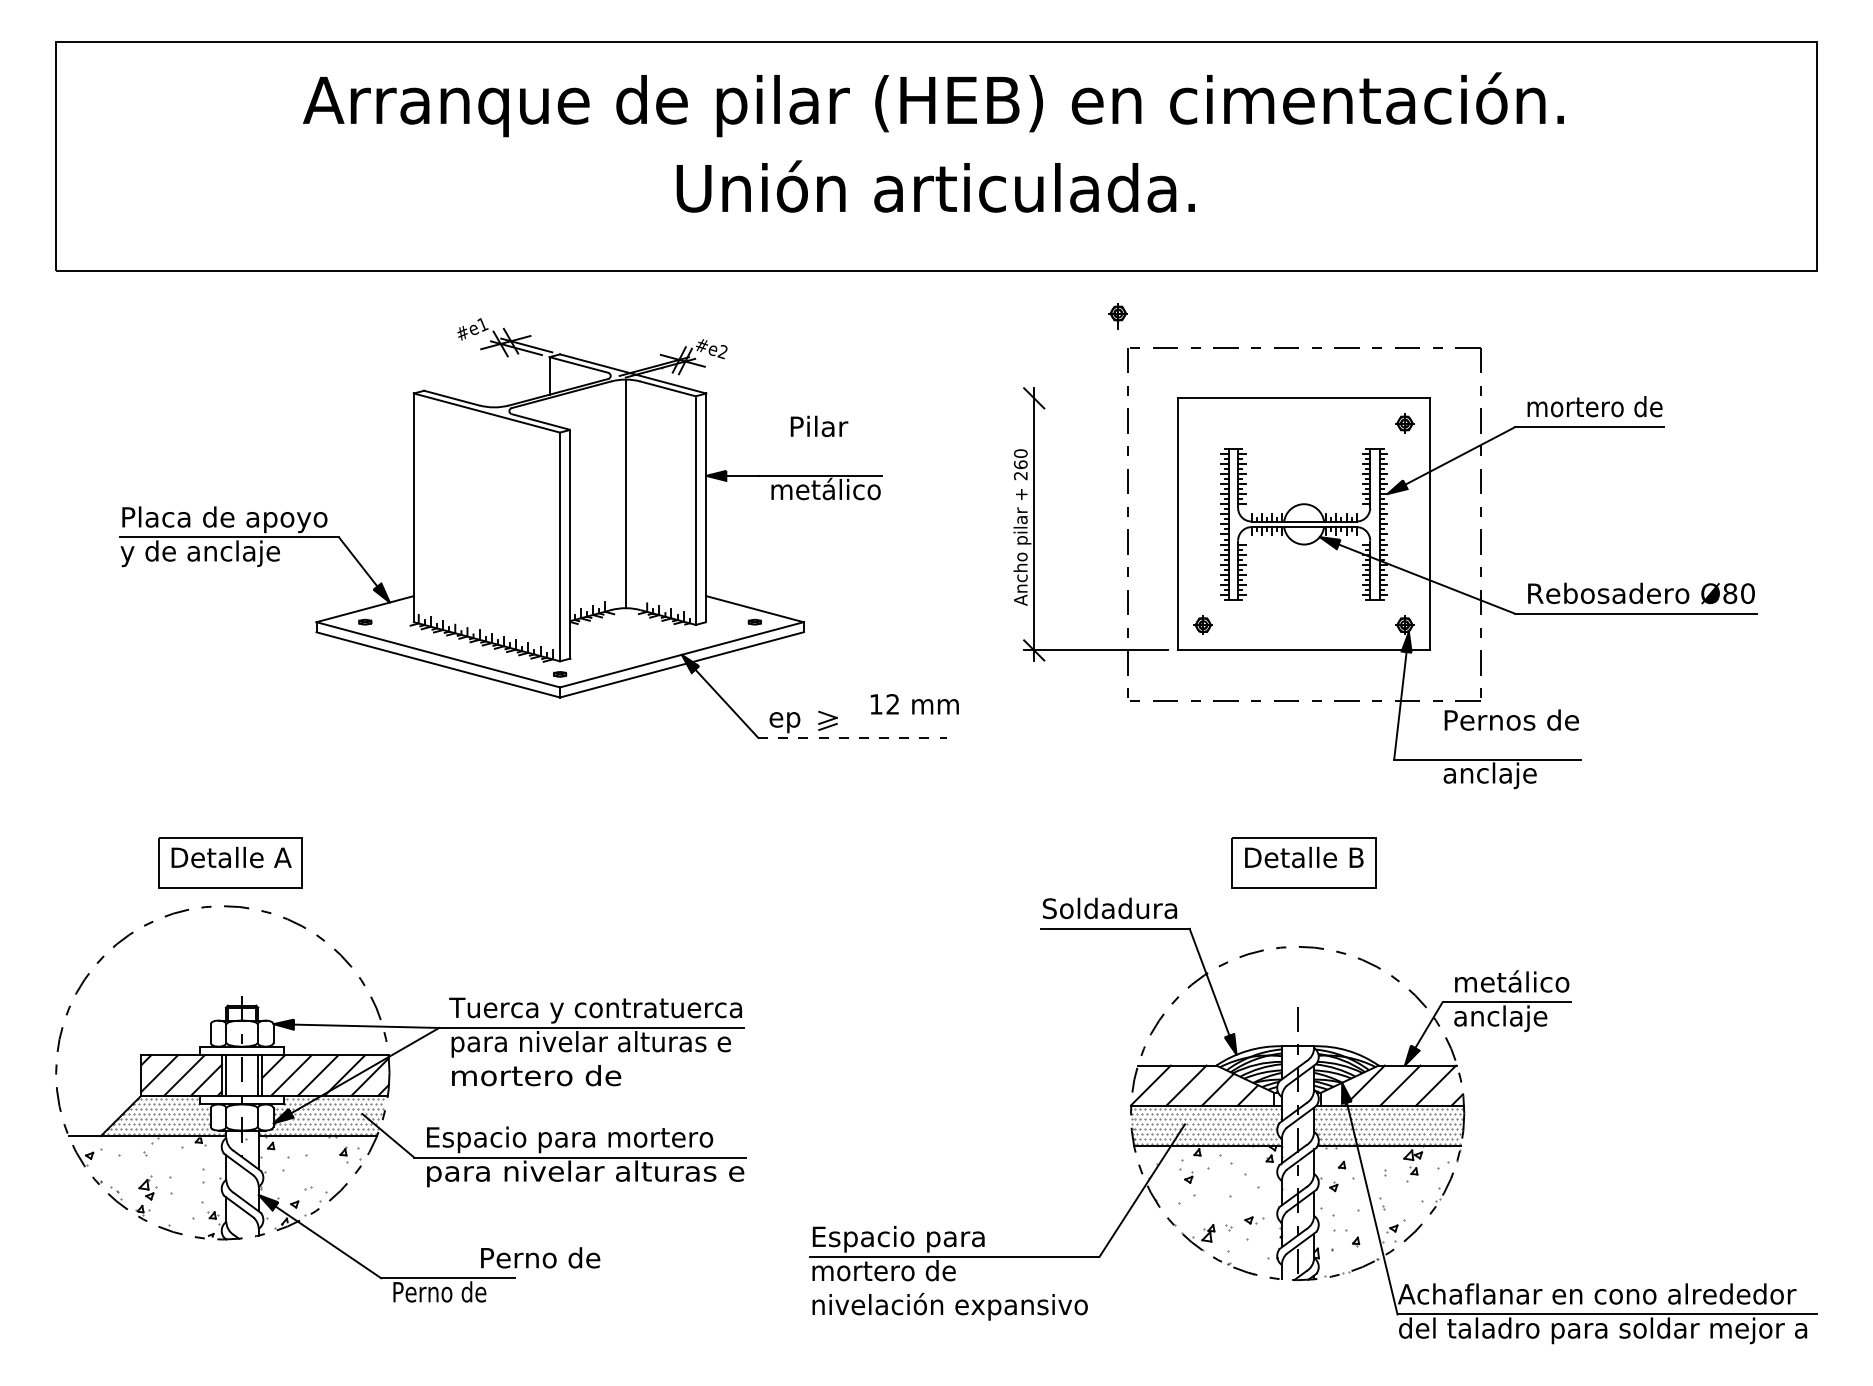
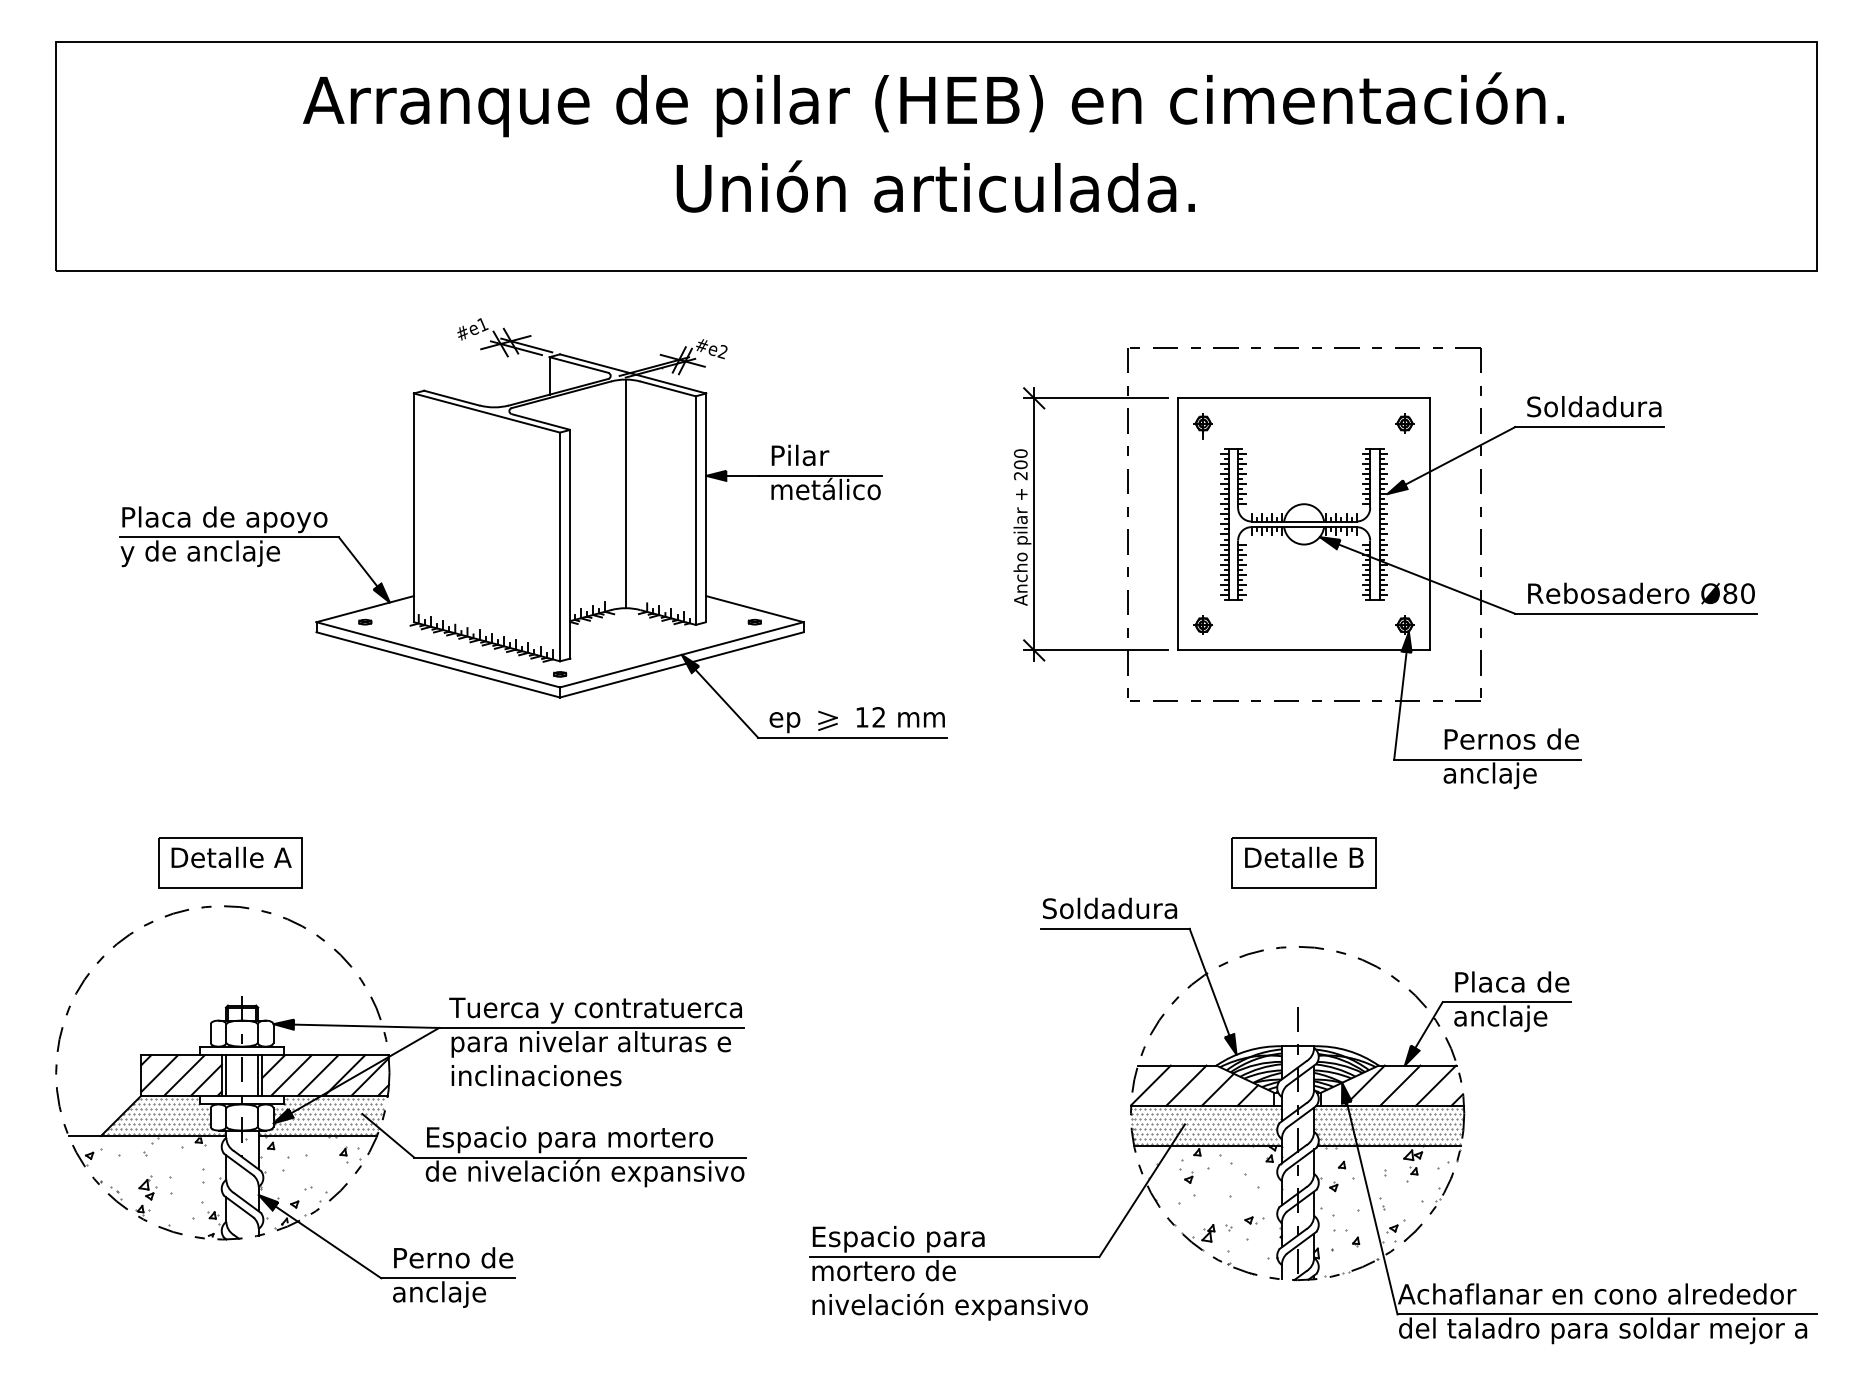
part position: (1117, 316) -> (1202, 426) (1202, 426)
line: none -> present (1096, 398)
text: mortero de -> Soldadura (1594, 406)
text position: (819, 426) -> (800, 455) (800, 455)
text: 260 -> 200 (1020, 464)
text position: (914, 704) -> (900, 717) (900, 717)
text position: (1511, 719) -> (1511, 738) (1511, 738)
line: dashed -> solid (852, 737)
text: metálico -> Placa de (1512, 981)
text: mortero de -> inclinaciones (536, 1075)
text: para nivelar alturas e -> de nivelación expansivo (584, 1173)
text position: (540, 1257) -> (453, 1257) (453, 1257)
text: Perno de -> anclaje (439, 1294)
